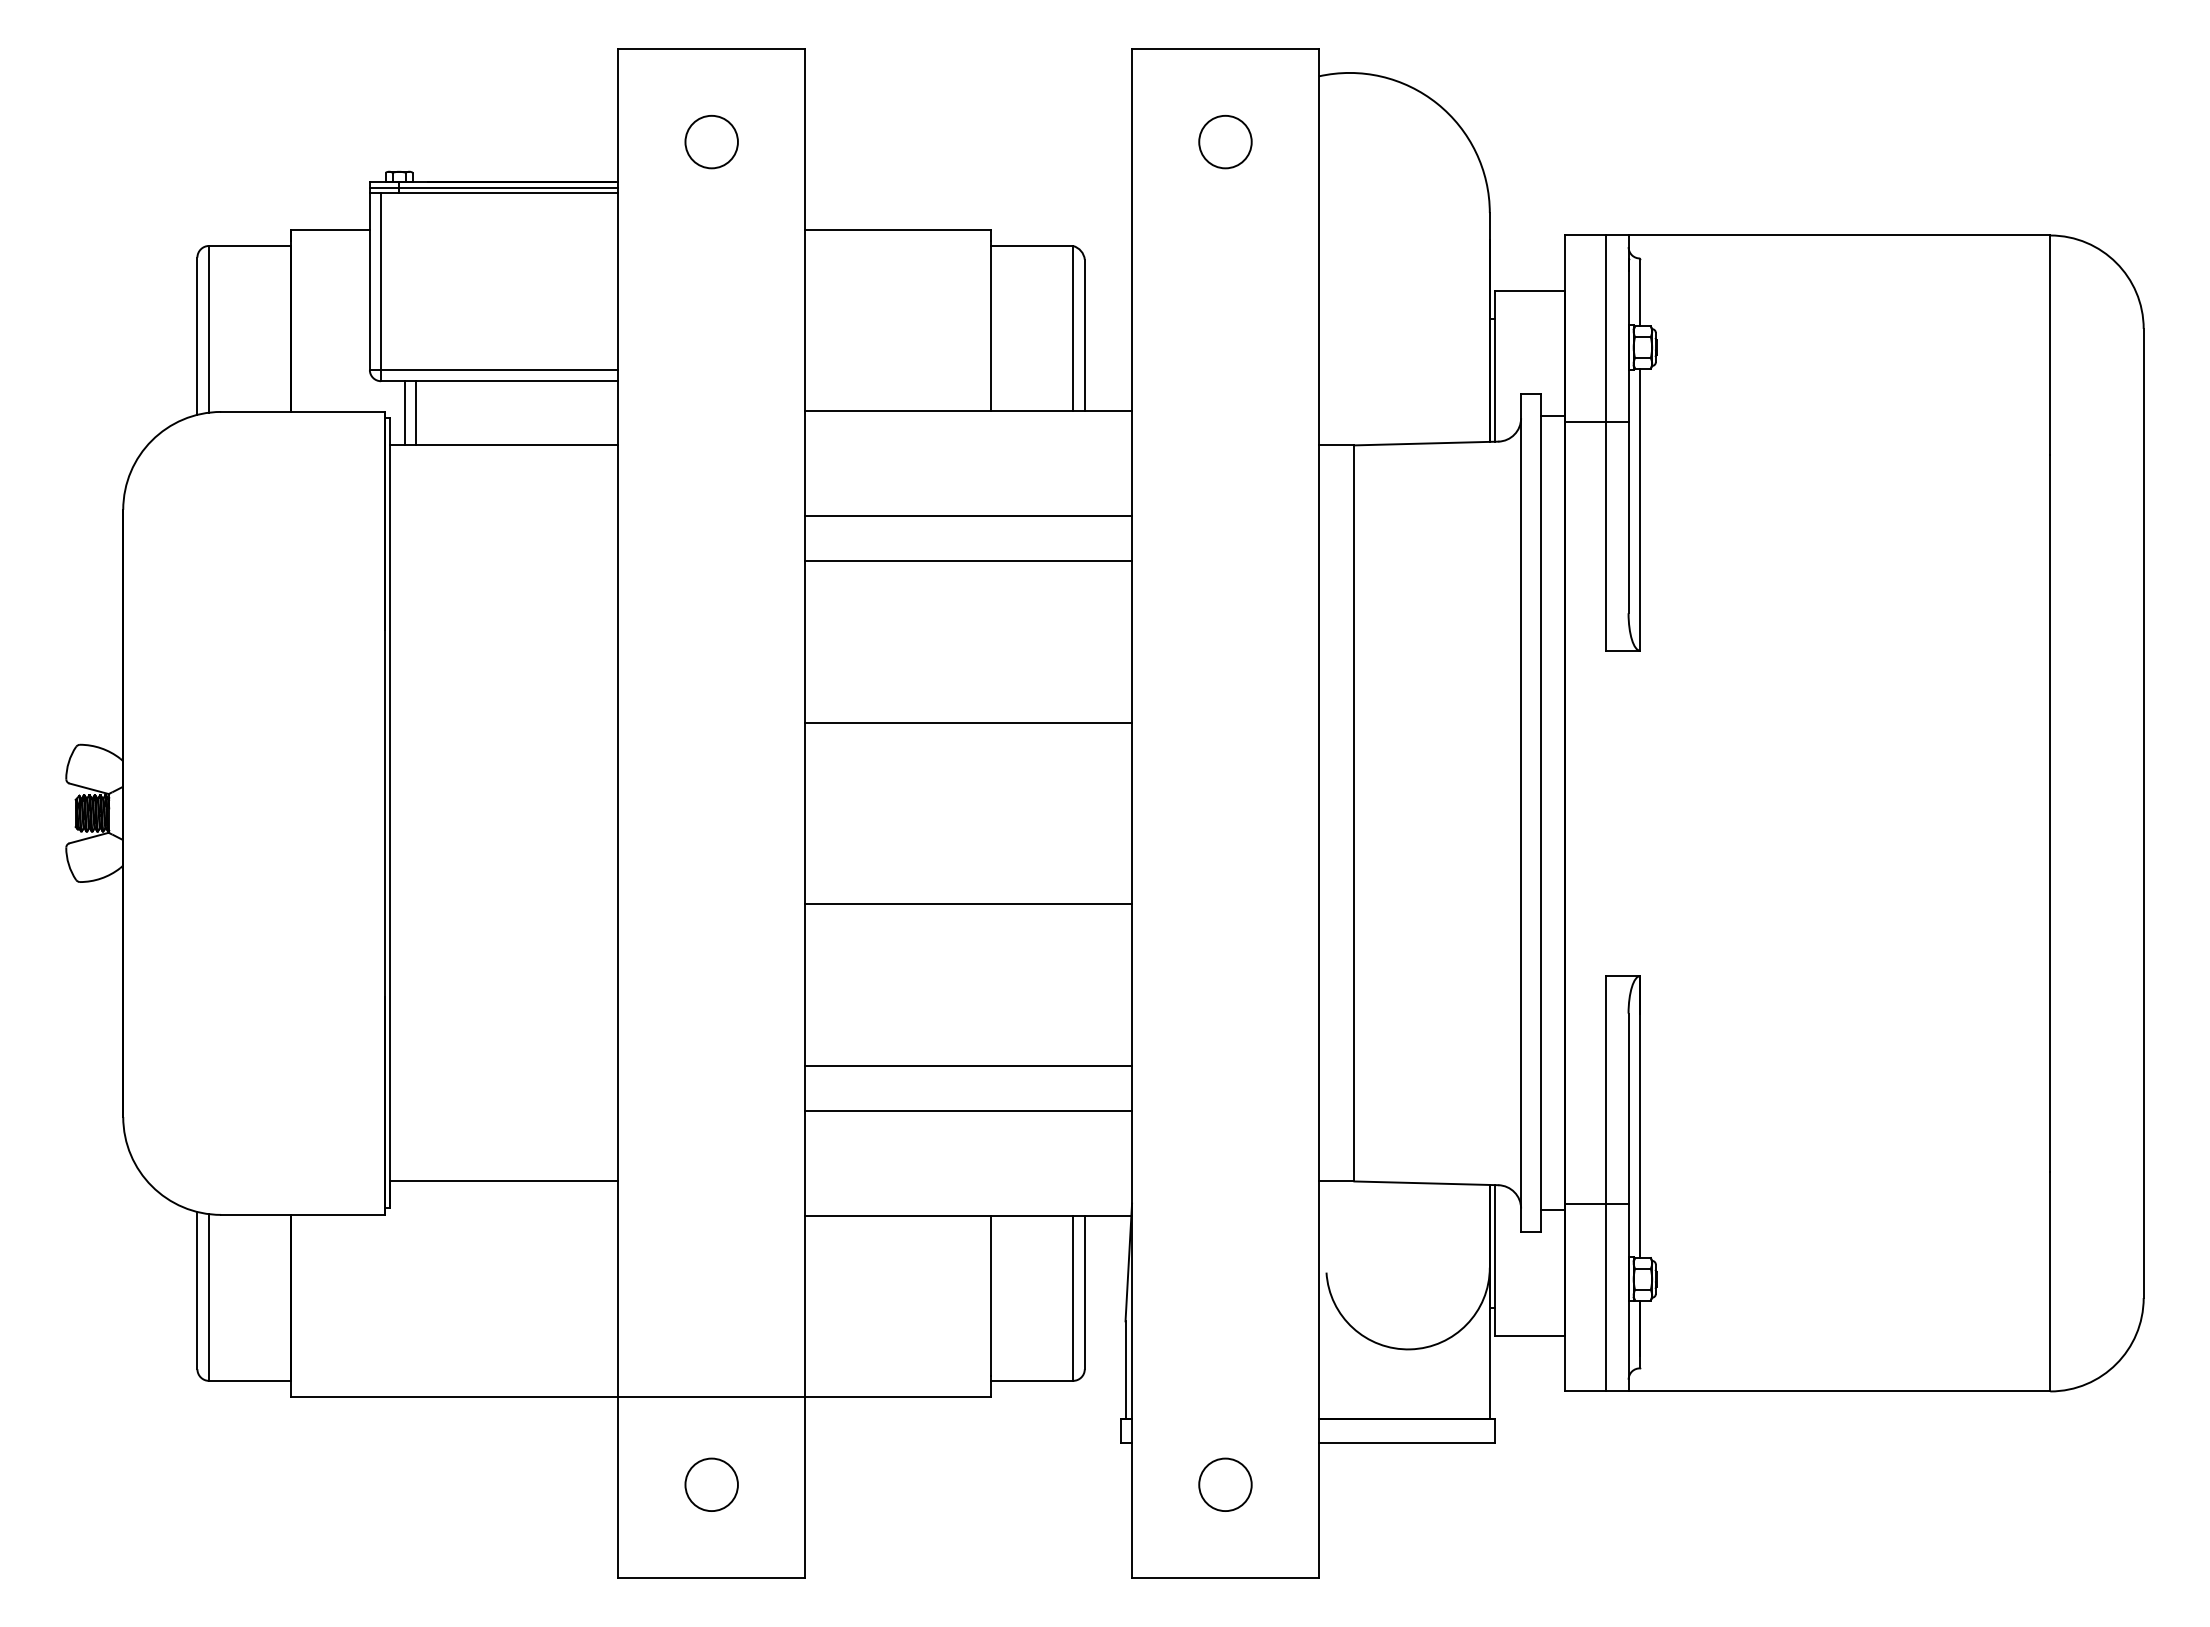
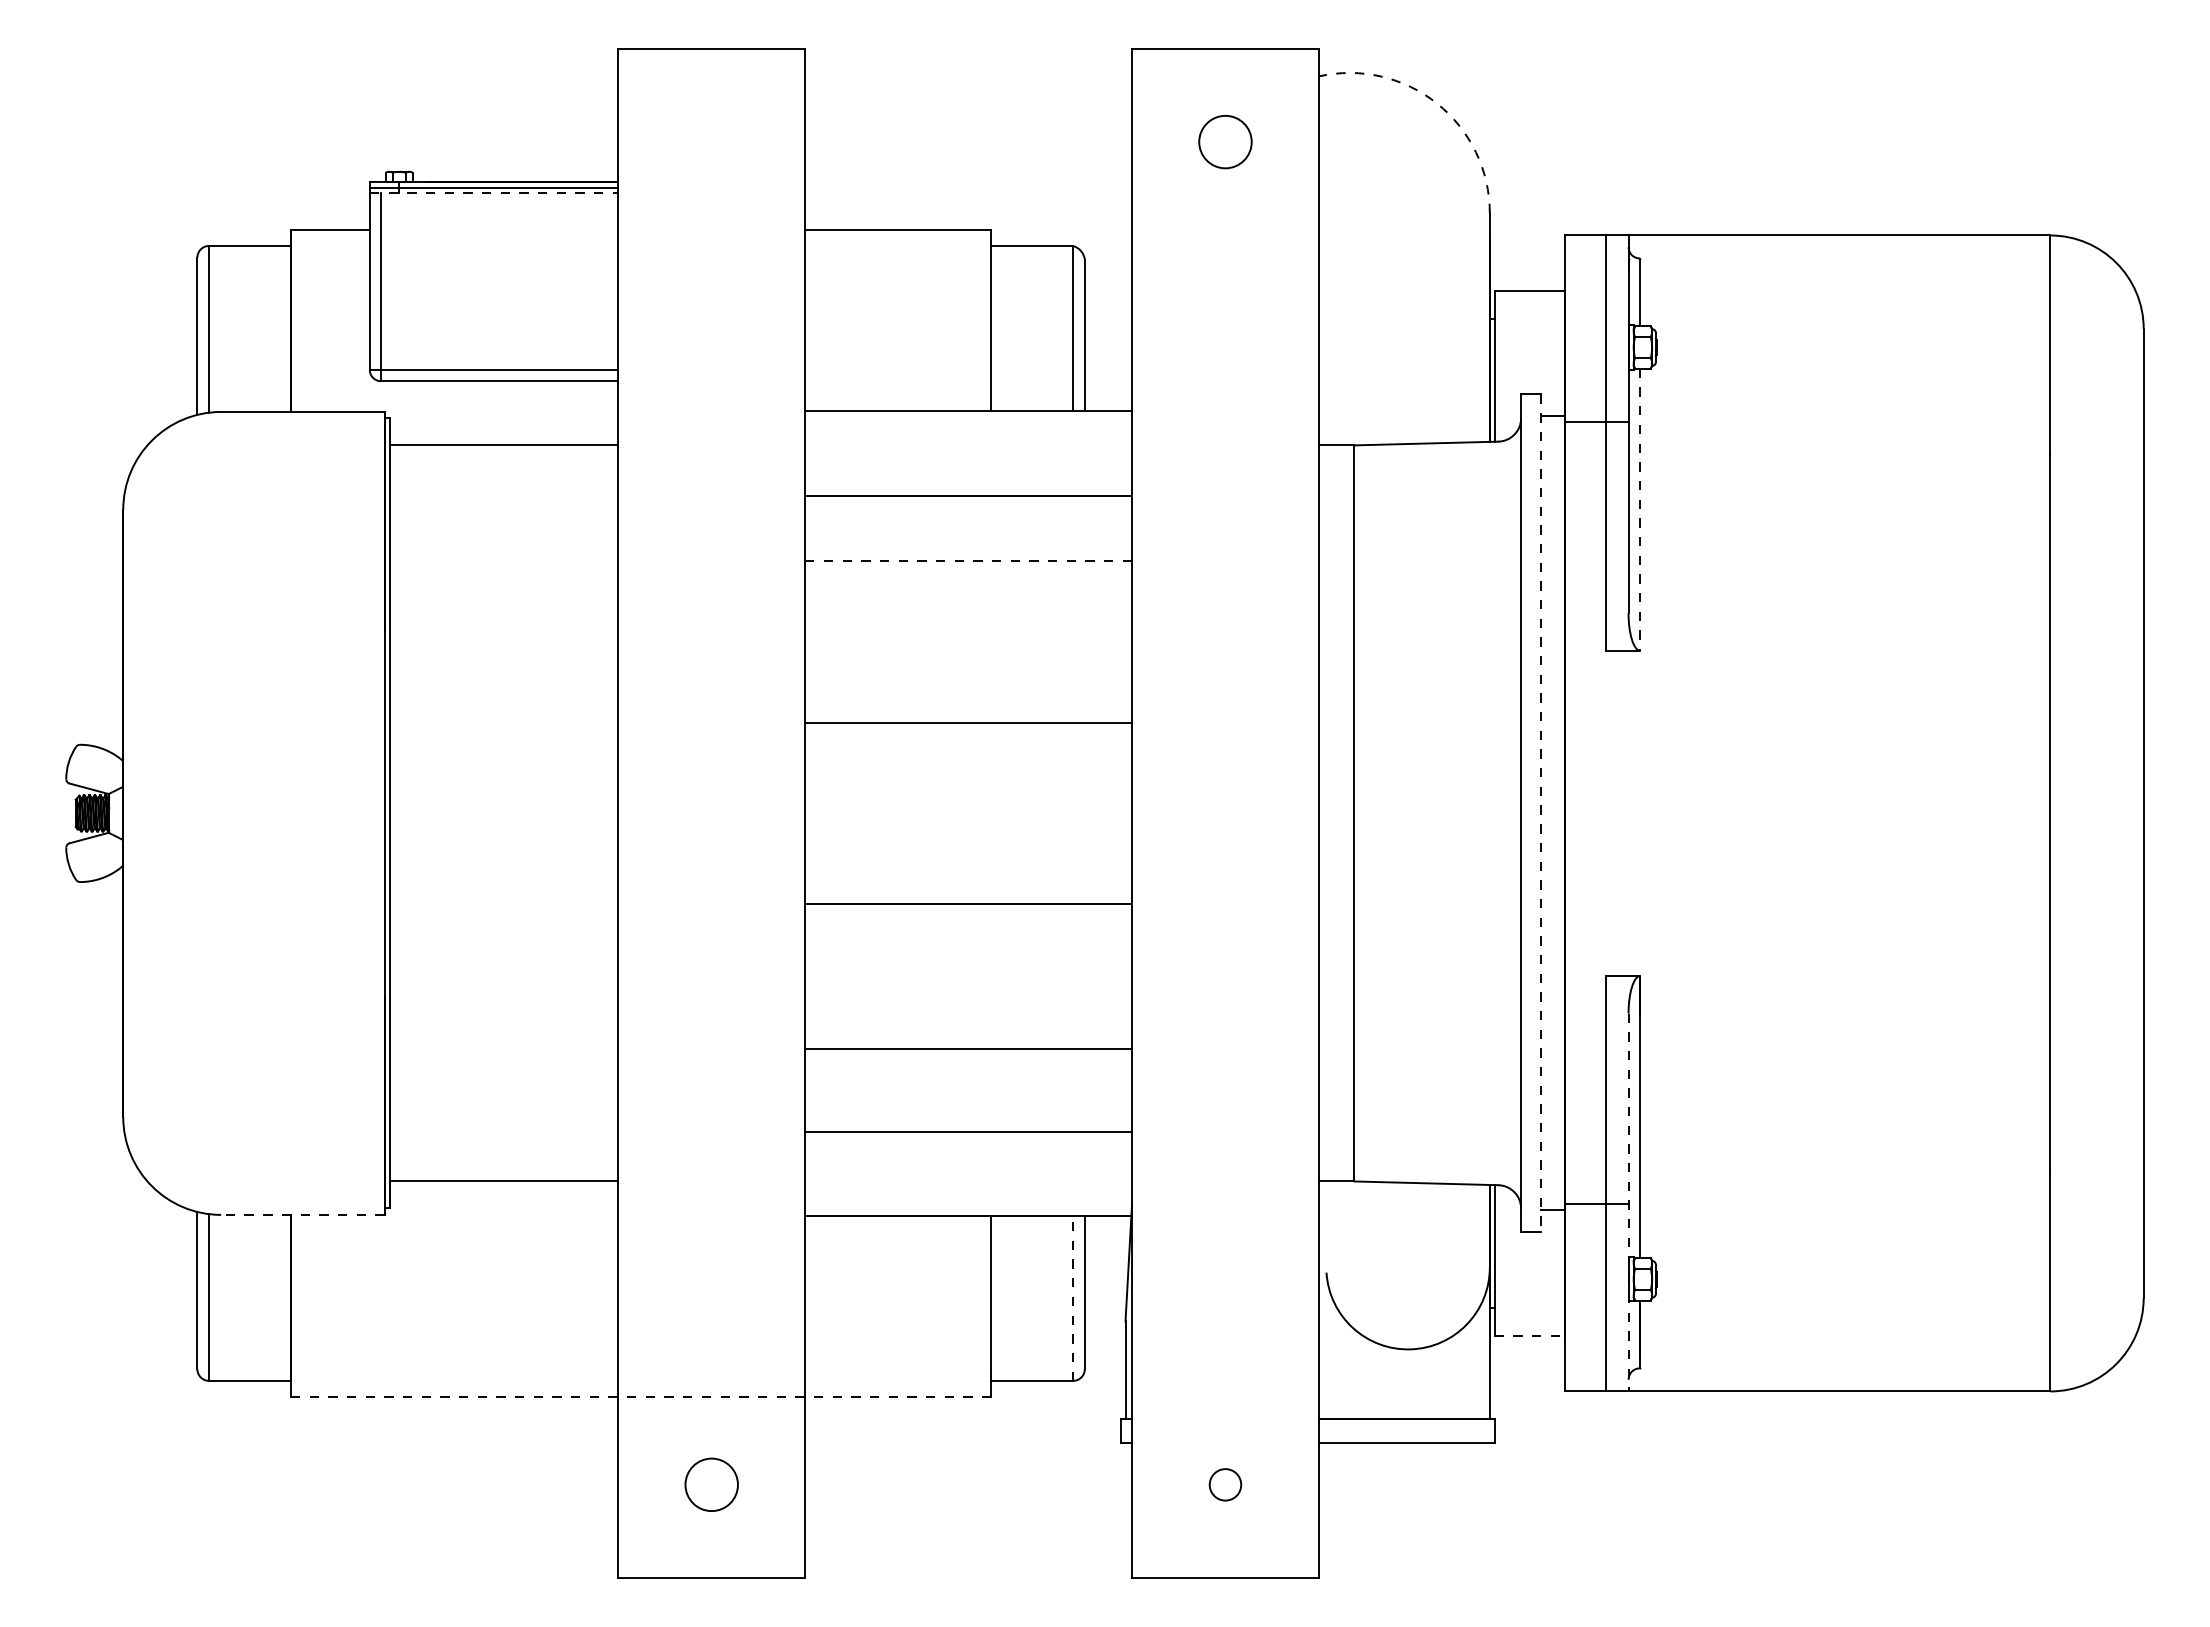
arc: solid -> dashed (1437, 103)
circle: present -> none (711, 142)
line: solid -> dashed (494, 193)
line: present -> none (404, 413)
line: present -> none (416, 413)
line: solid -> dashed (1640, 510)
line position: (968, 515) -> (968, 495) (968, 495)
line: solid -> dashed (969, 561)
line: solid -> dashed (1541, 813)
line position: (968, 1065) -> (968, 1048) (968, 1048)
line position: (968, 1111) -> (968, 1132) (968, 1132)
line: solid -> dashed (1628, 1202)
line: solid -> dashed (302, 1214)
line: solid -> dashed (1073, 1298)
line: solid -> dashed (1530, 1335)
line: solid -> dashed (640, 1397)
circle diameter: 52 px -> 31 px (1225, 1484)
